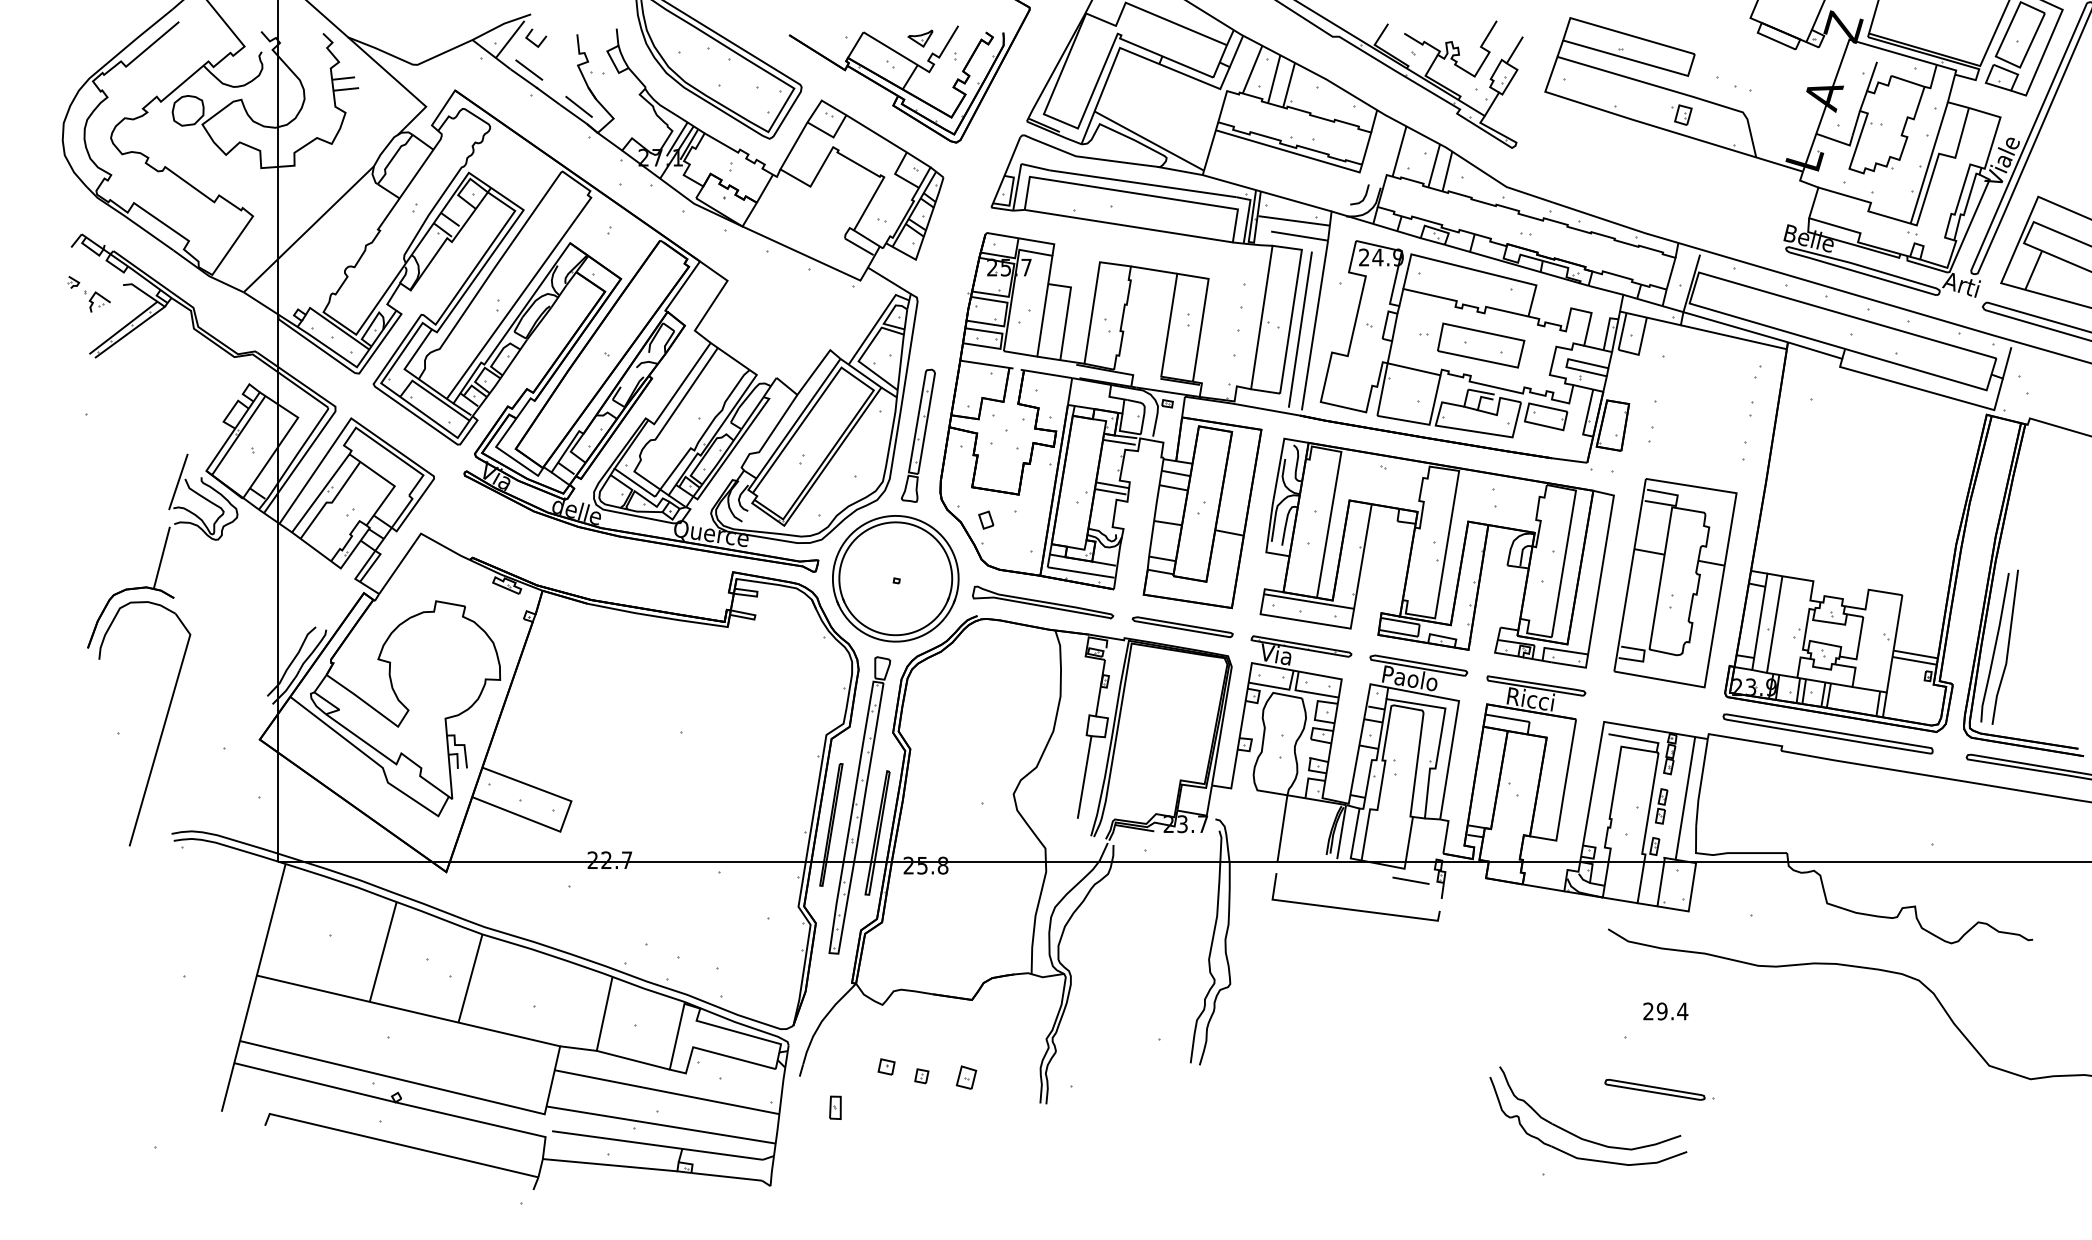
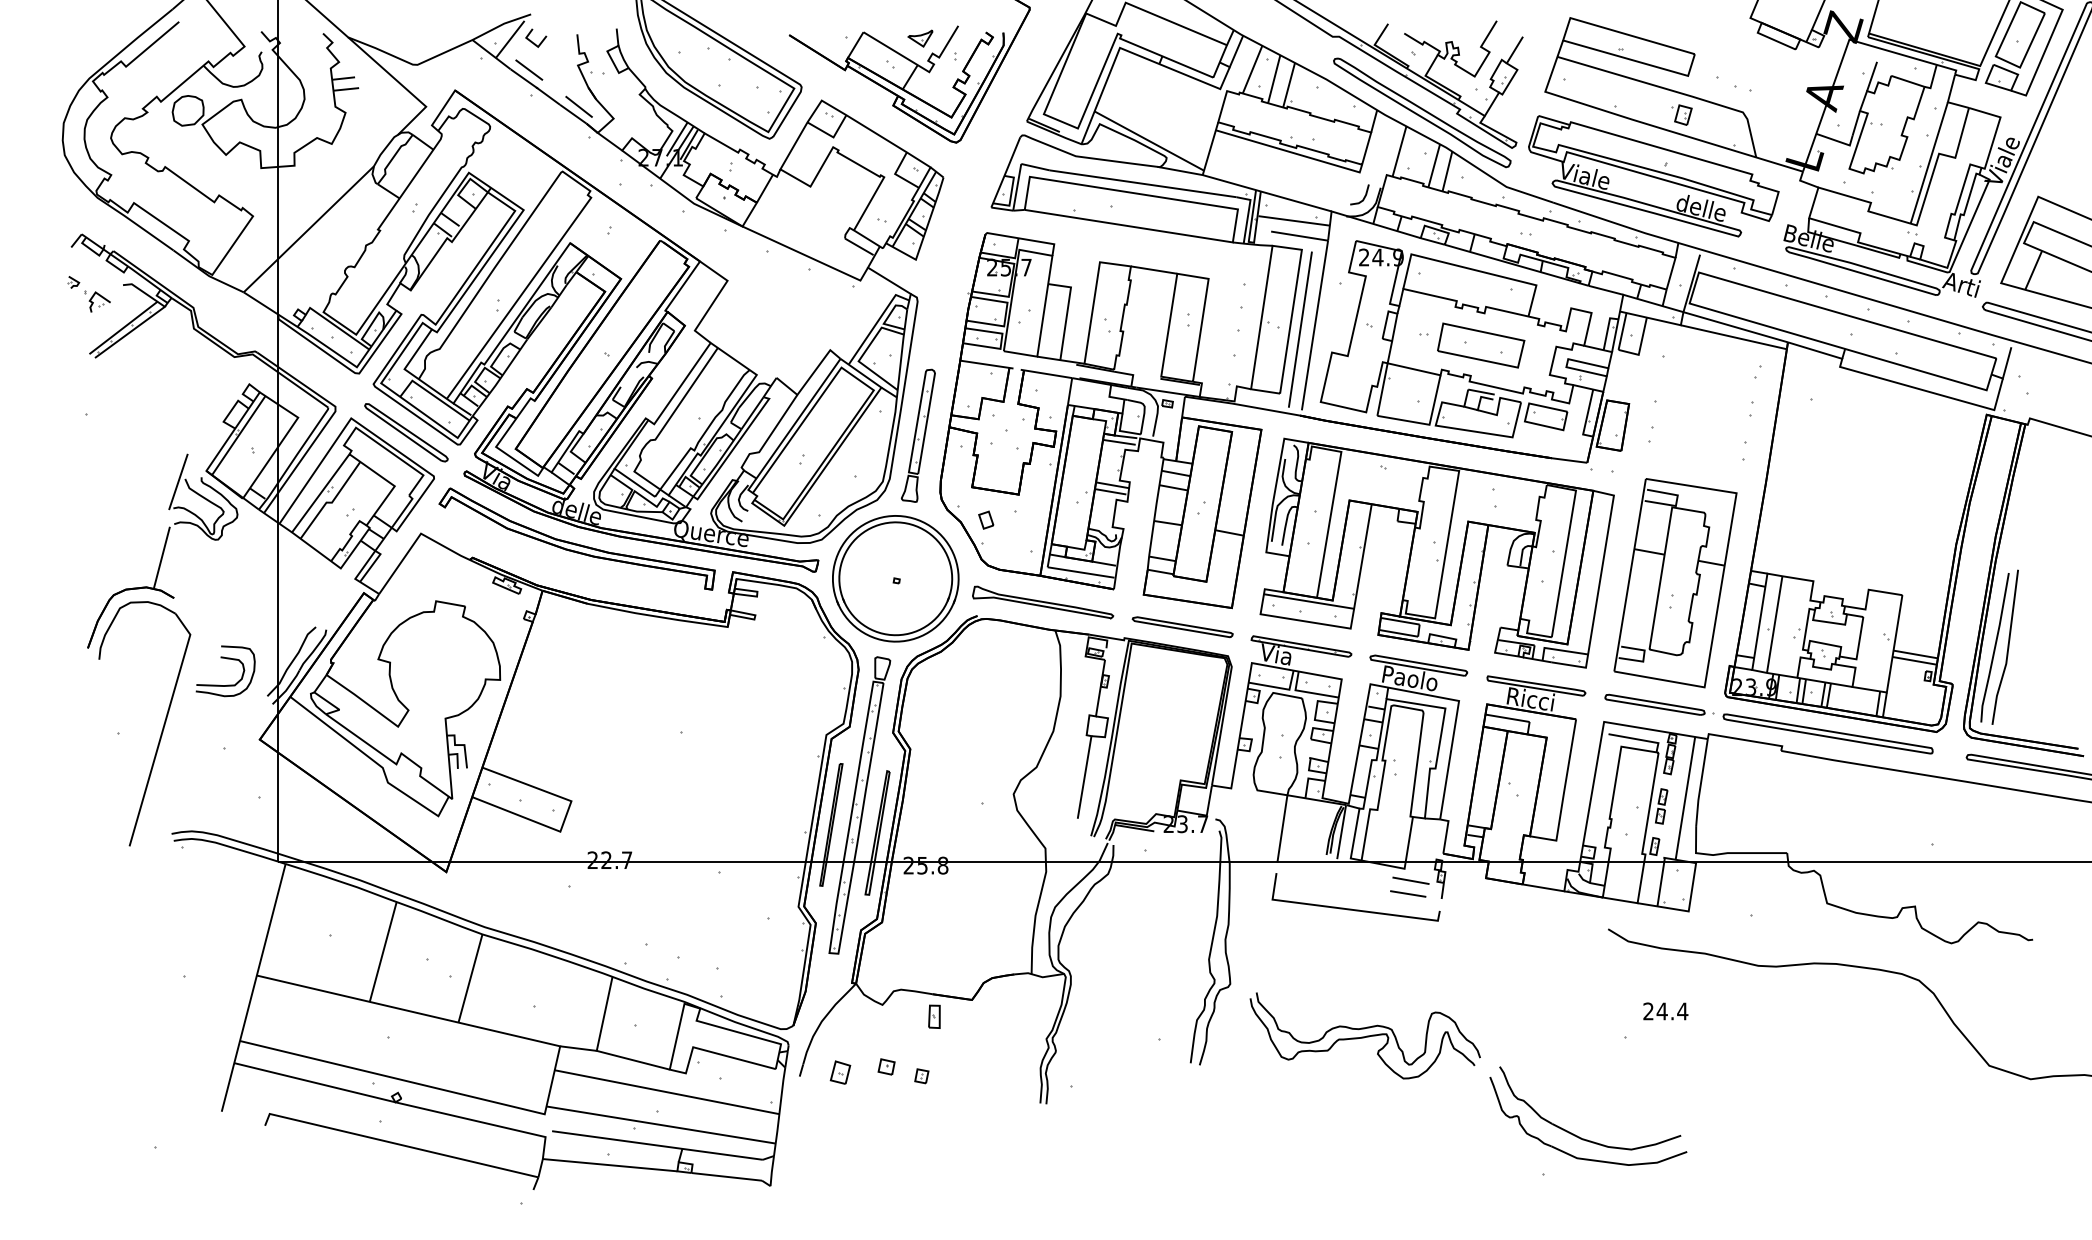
part: none -> present (1422, 112)
part: none -> present (1653, 176)
part: none -> present (406, 432)
part: none -> present (576, 538)
part: none -> present (226, 659)
line: none -> present (1408, 893)
text: 29.4 -> 24.4 (1661, 1011)
part: none -> present (1364, 1035)
part position: (966, 1077) -> (840, 1072) (840, 1072)
part position: (1659, 1089) -> (1659, 704) (1659, 704)
part position: (835, 1107) -> (934, 1016) (934, 1016)
